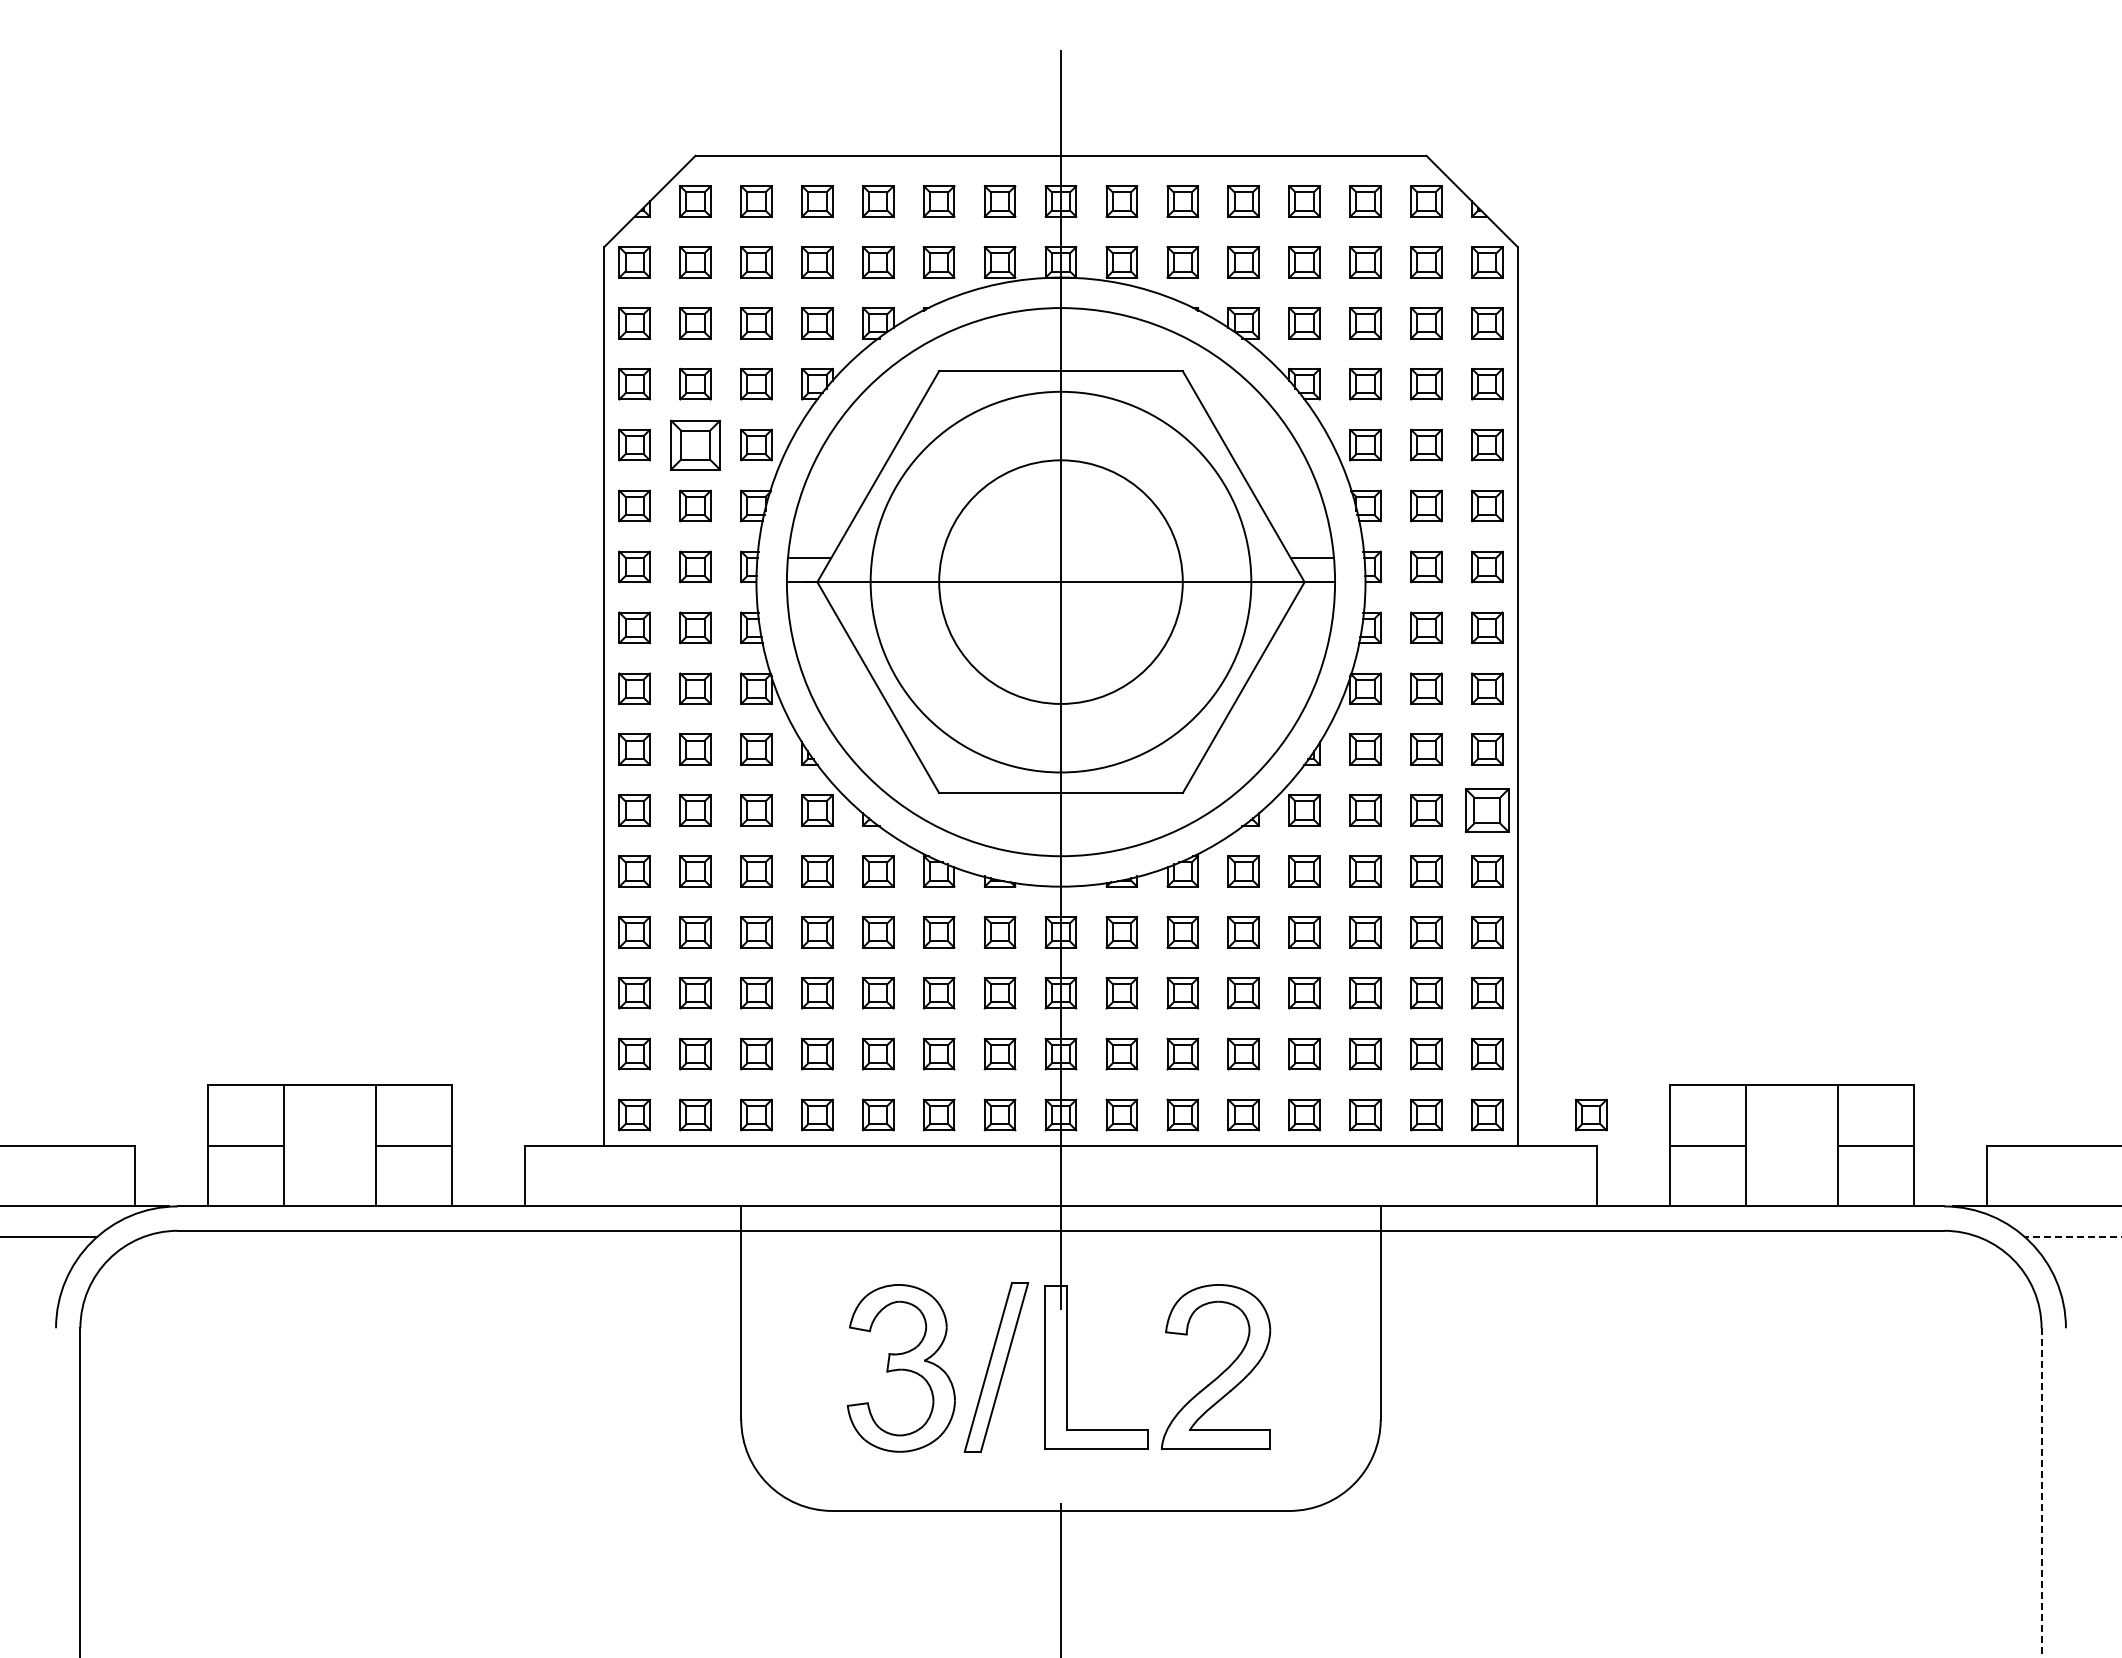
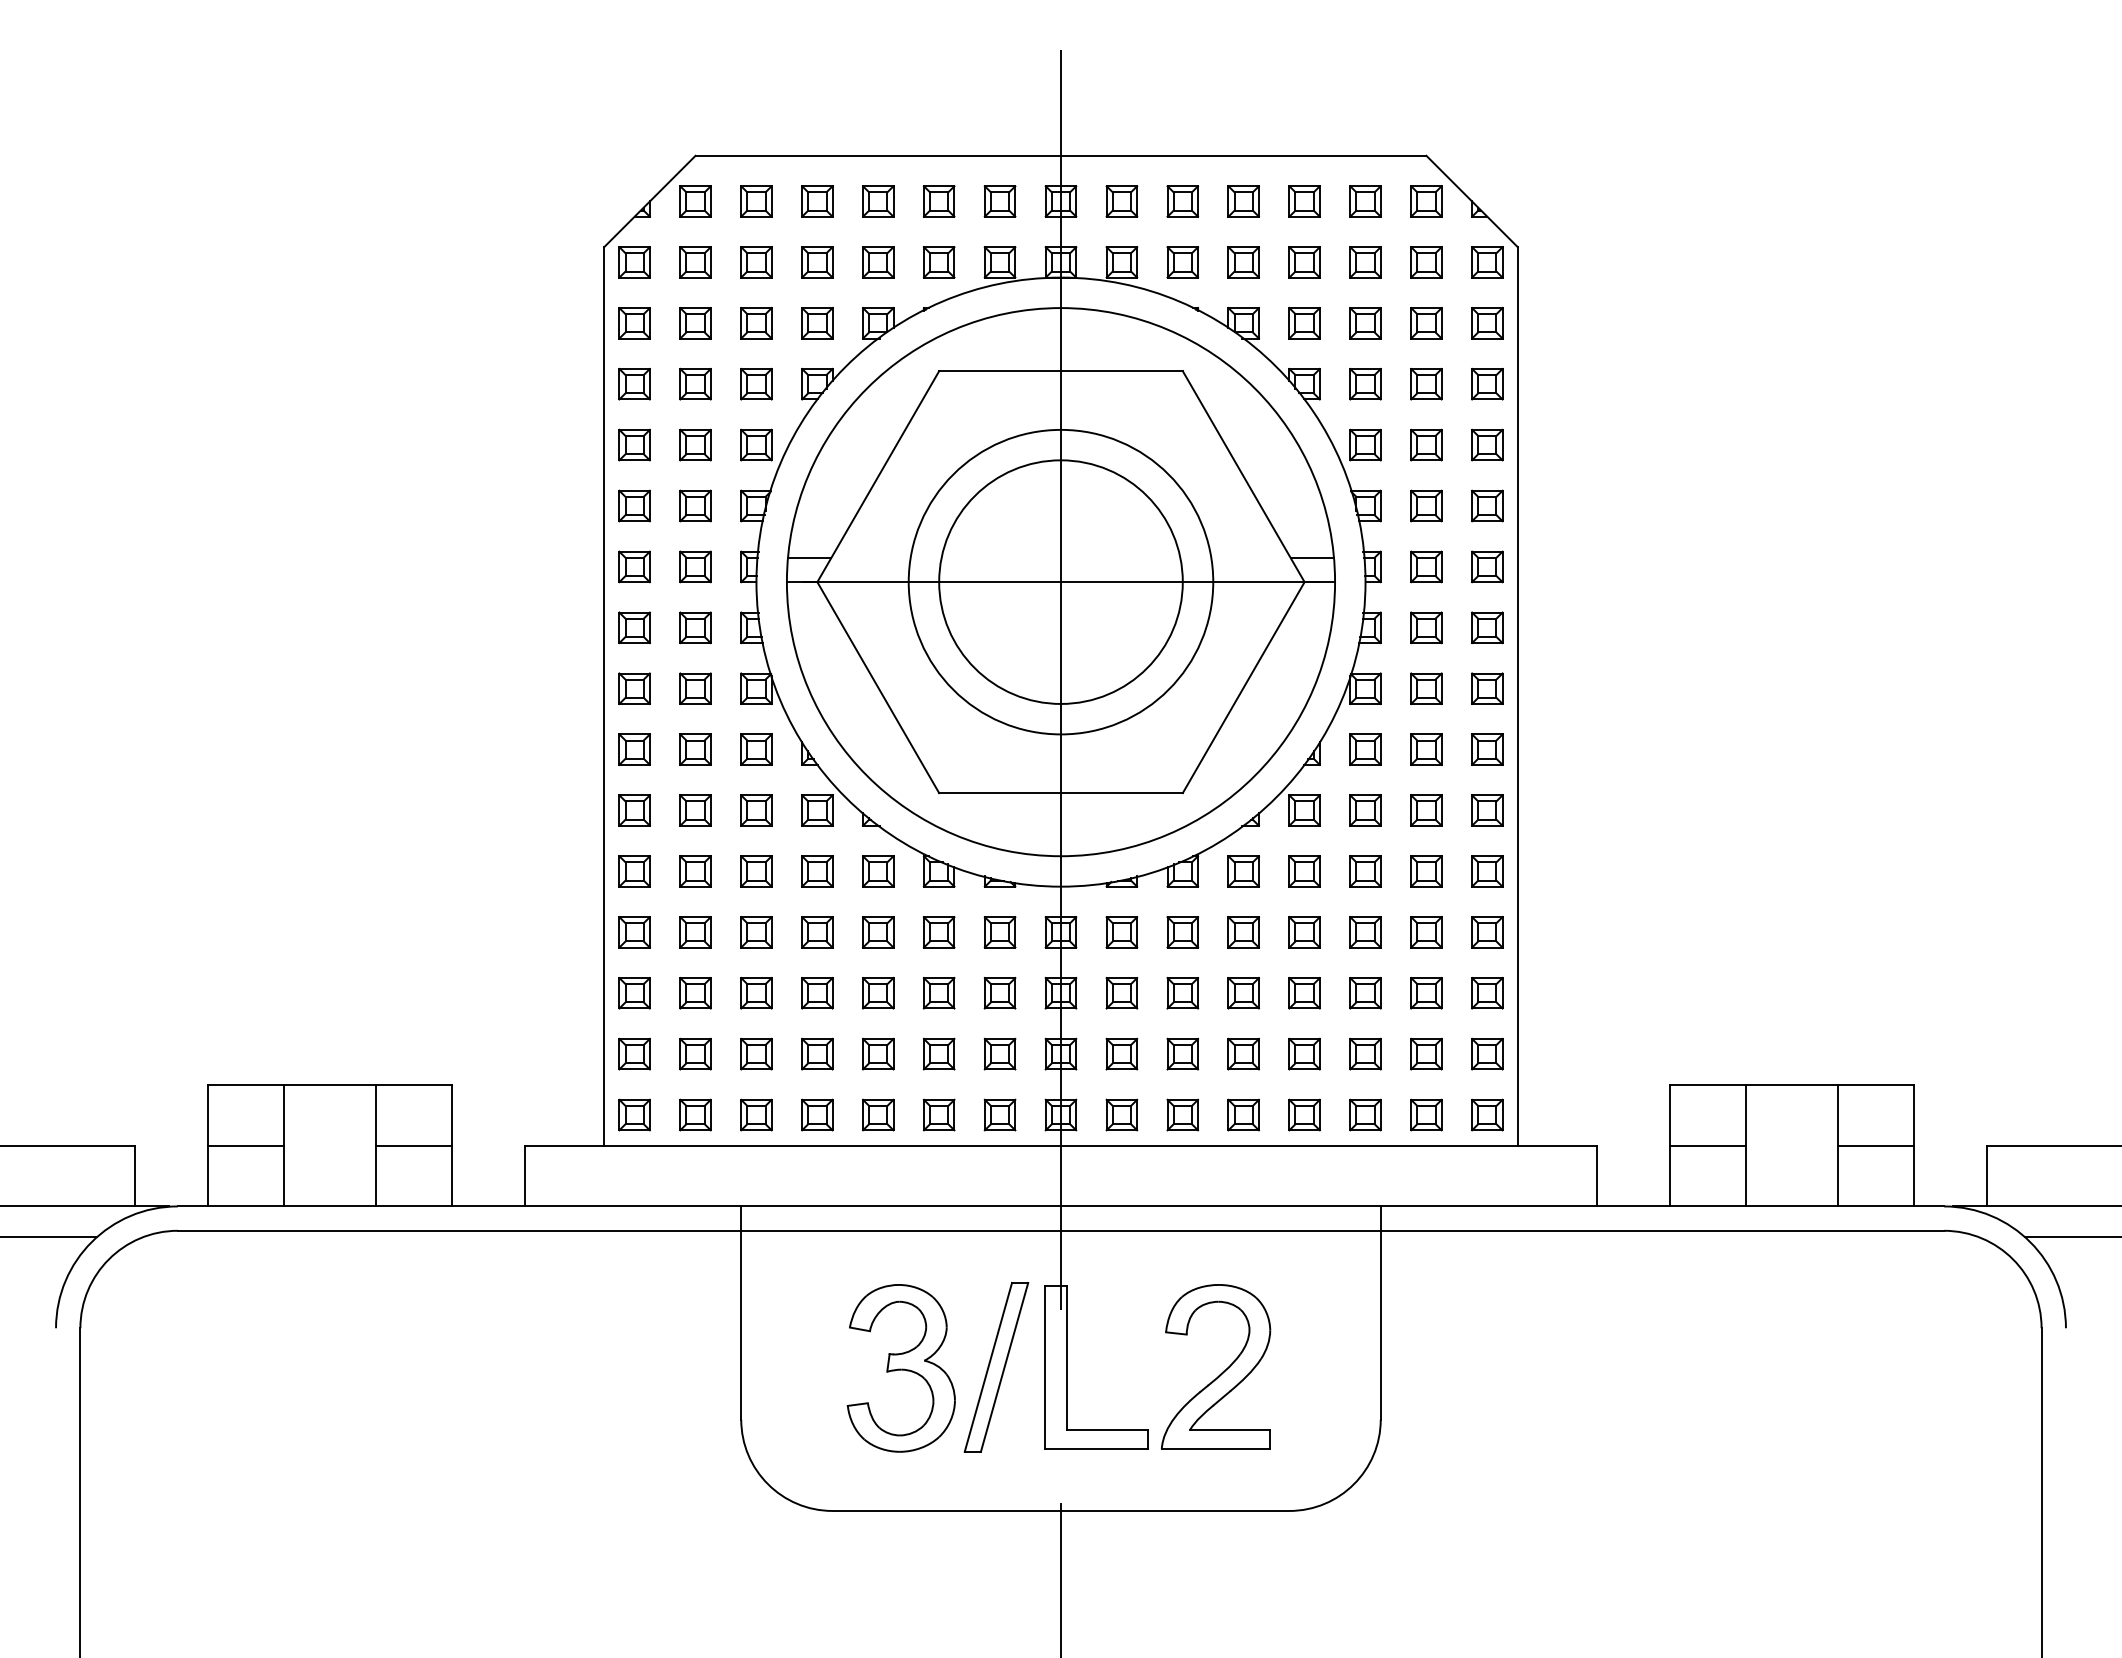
part size: 51x52 px -> 33x34 px (695, 444)
circle diameter: 381 px -> 305 px (1060, 581)
part size: 46x45 px -> 33x33 px (1487, 810)
part: present -> none (1591, 1114)
line: dashed -> solid (2072, 1236)
line: dashed -> solid (2041, 1492)
